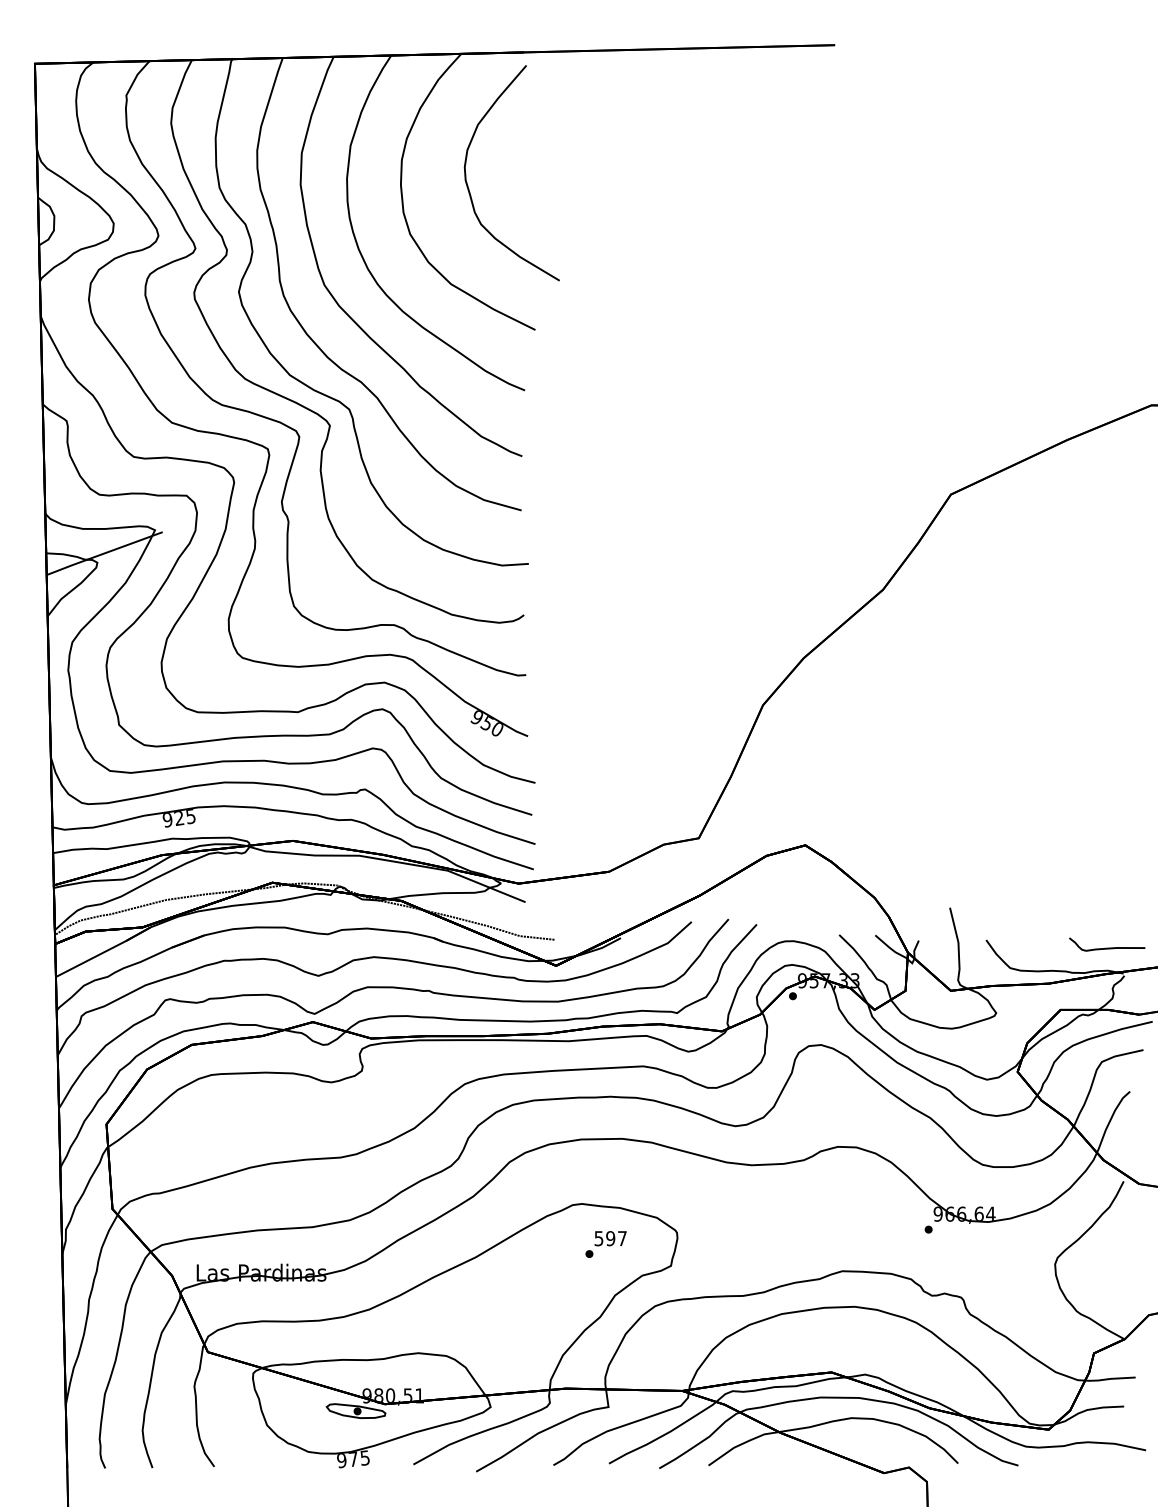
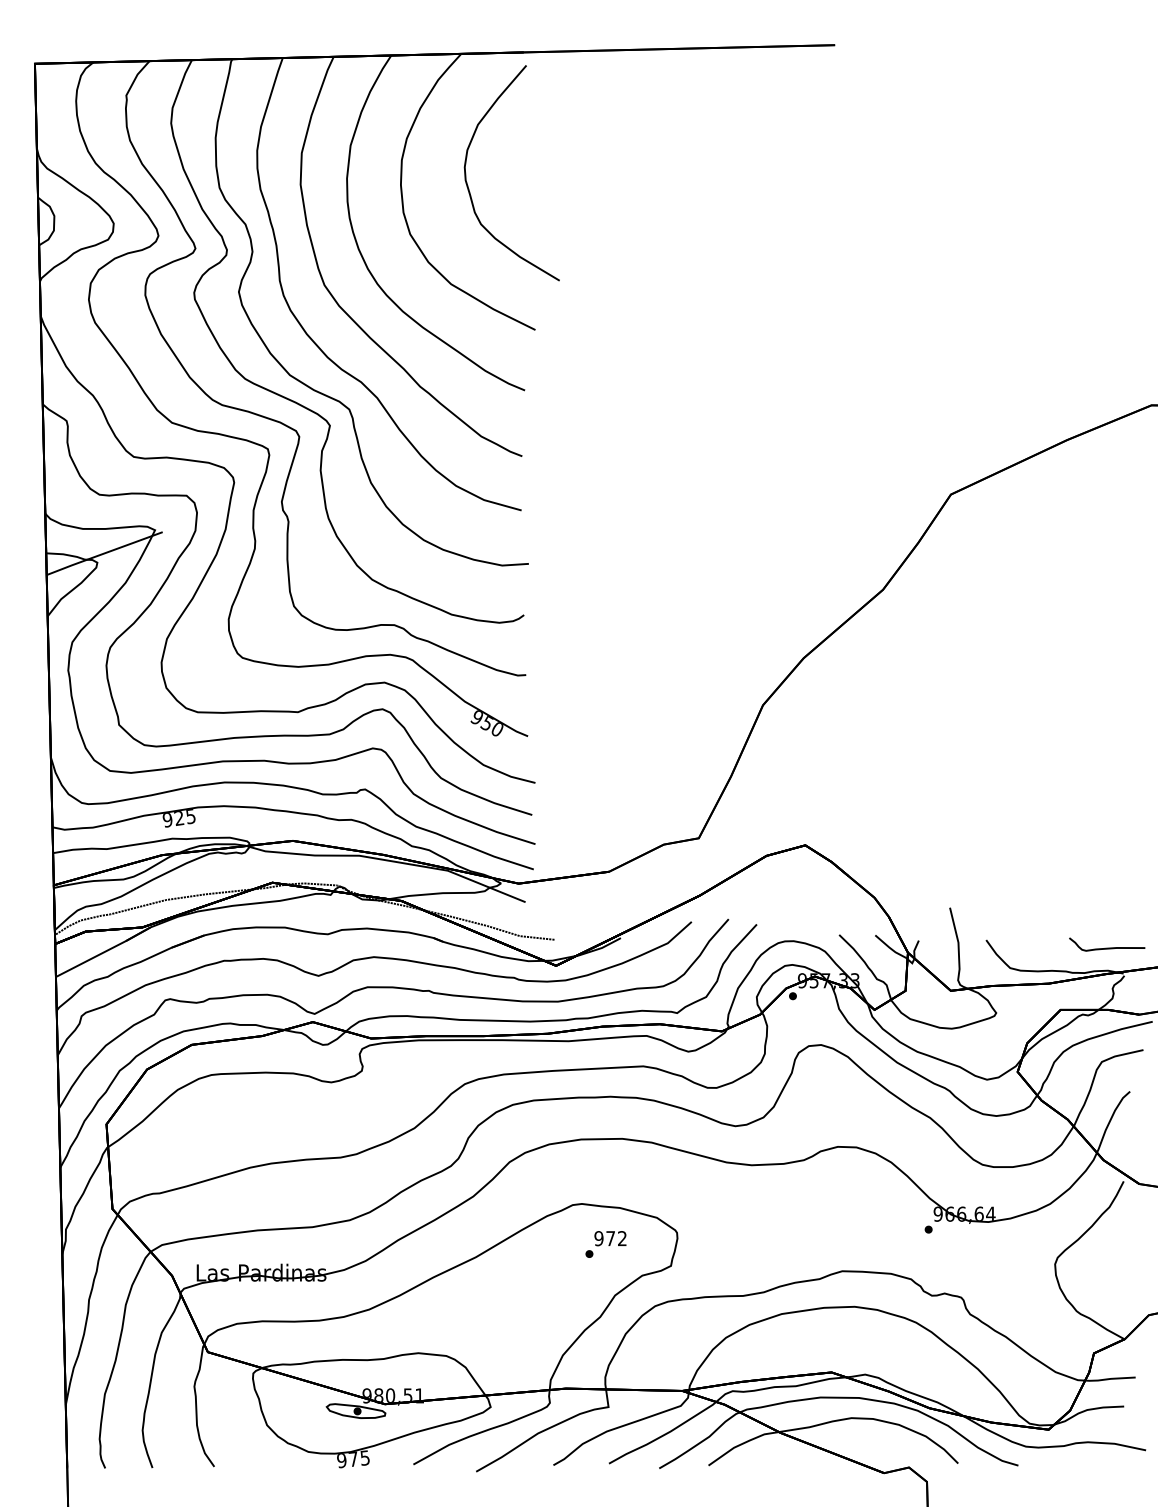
text: 597 -> 972 (610, 1238)
